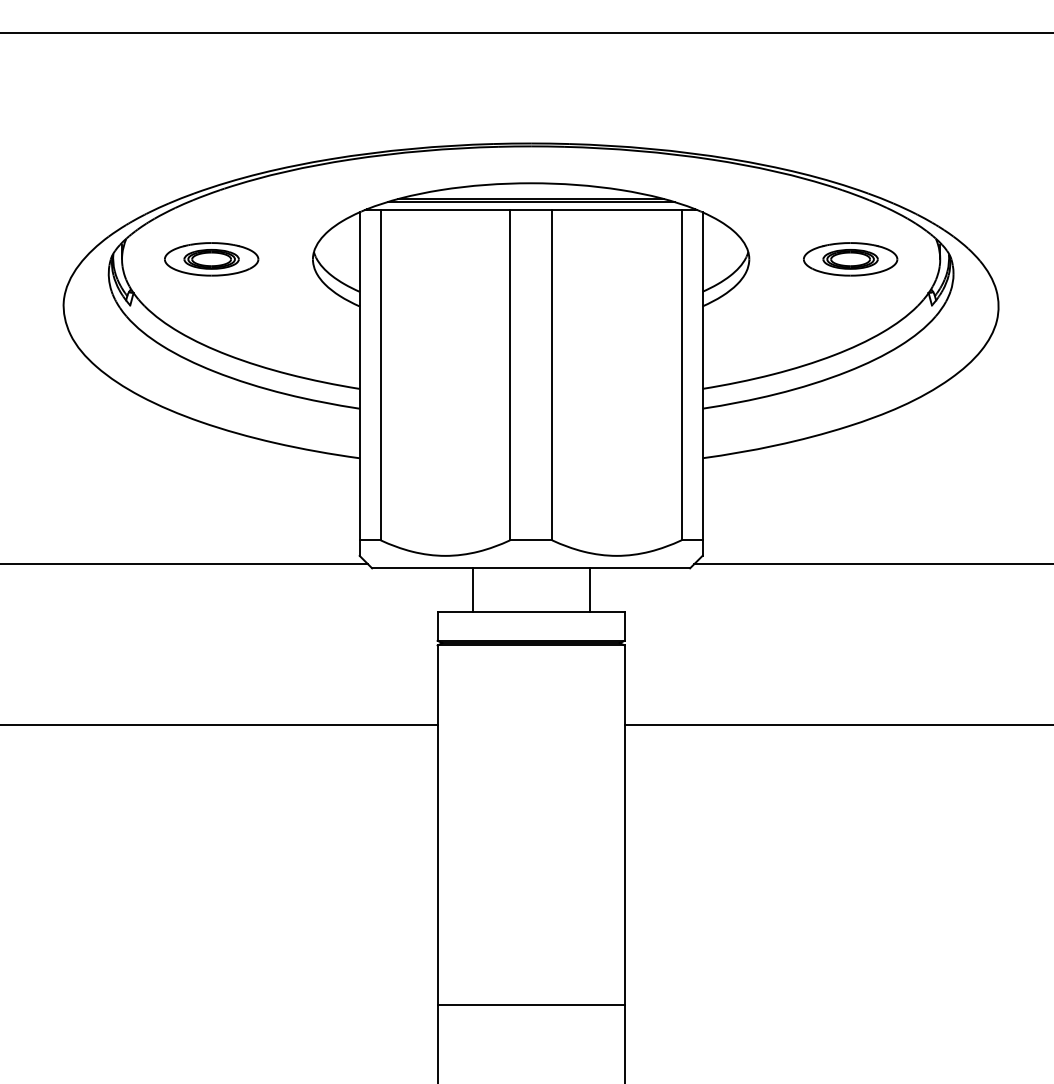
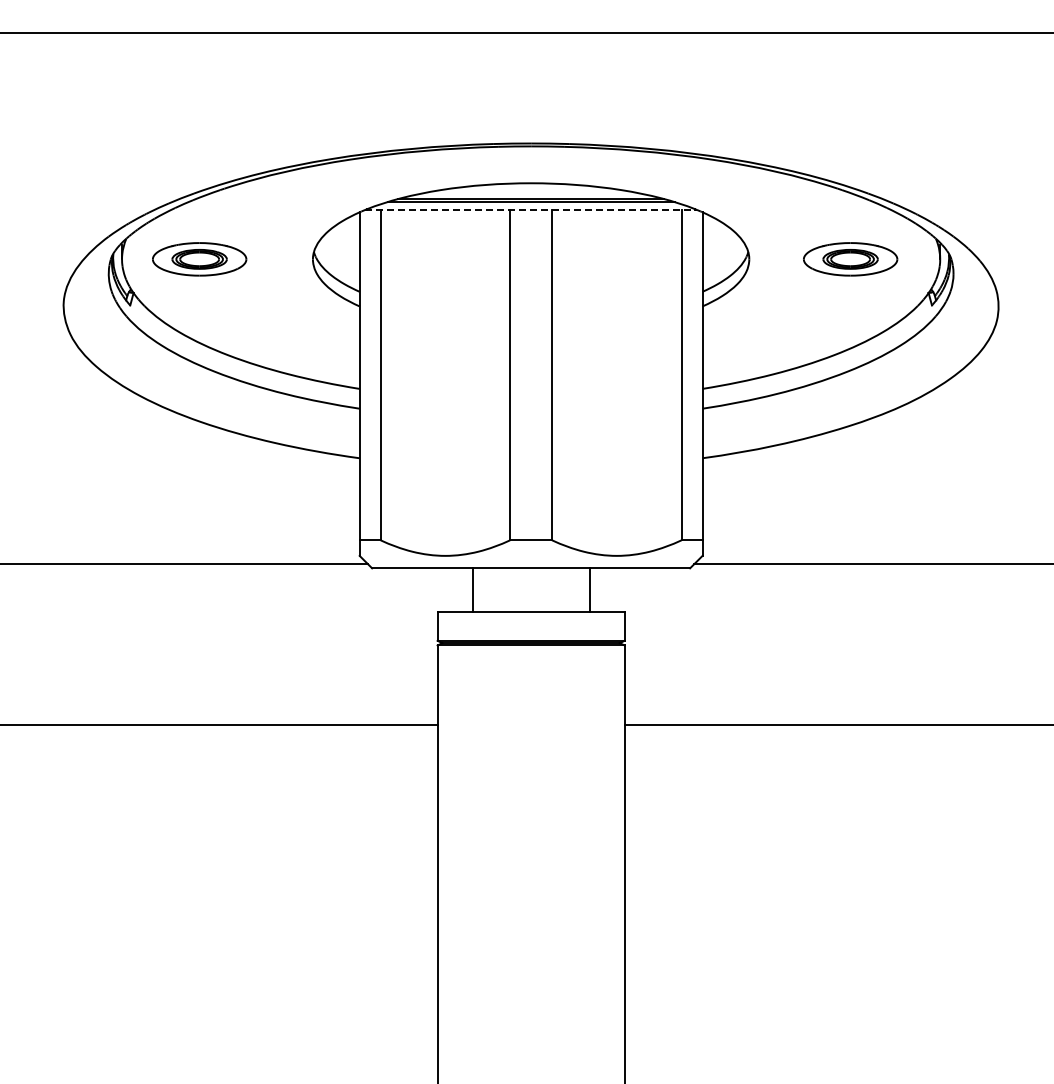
line: solid -> dashed (531, 209)
part position: (211, 259) -> (199, 259) (199, 259)
line: present -> none (530, 1004)
